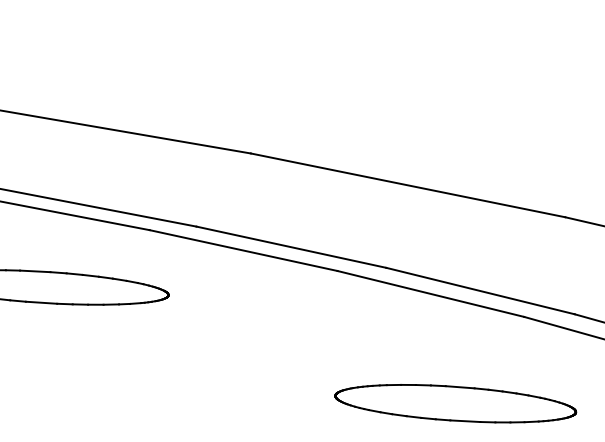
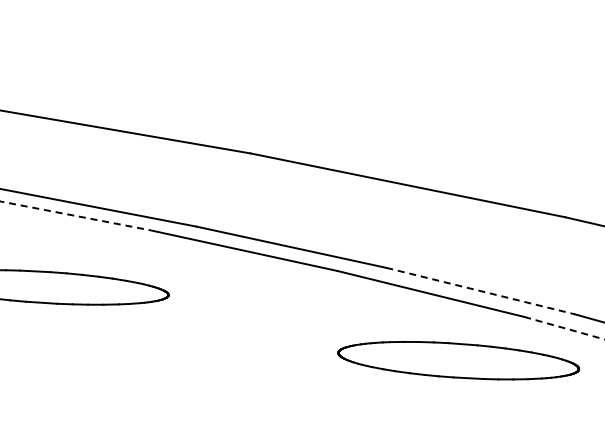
line: solid -> dashed (75, 215)
line: solid -> dashed (481, 291)
line: solid -> dashed (564, 328)
part position: (455, 403) -> (458, 360) (458, 360)
